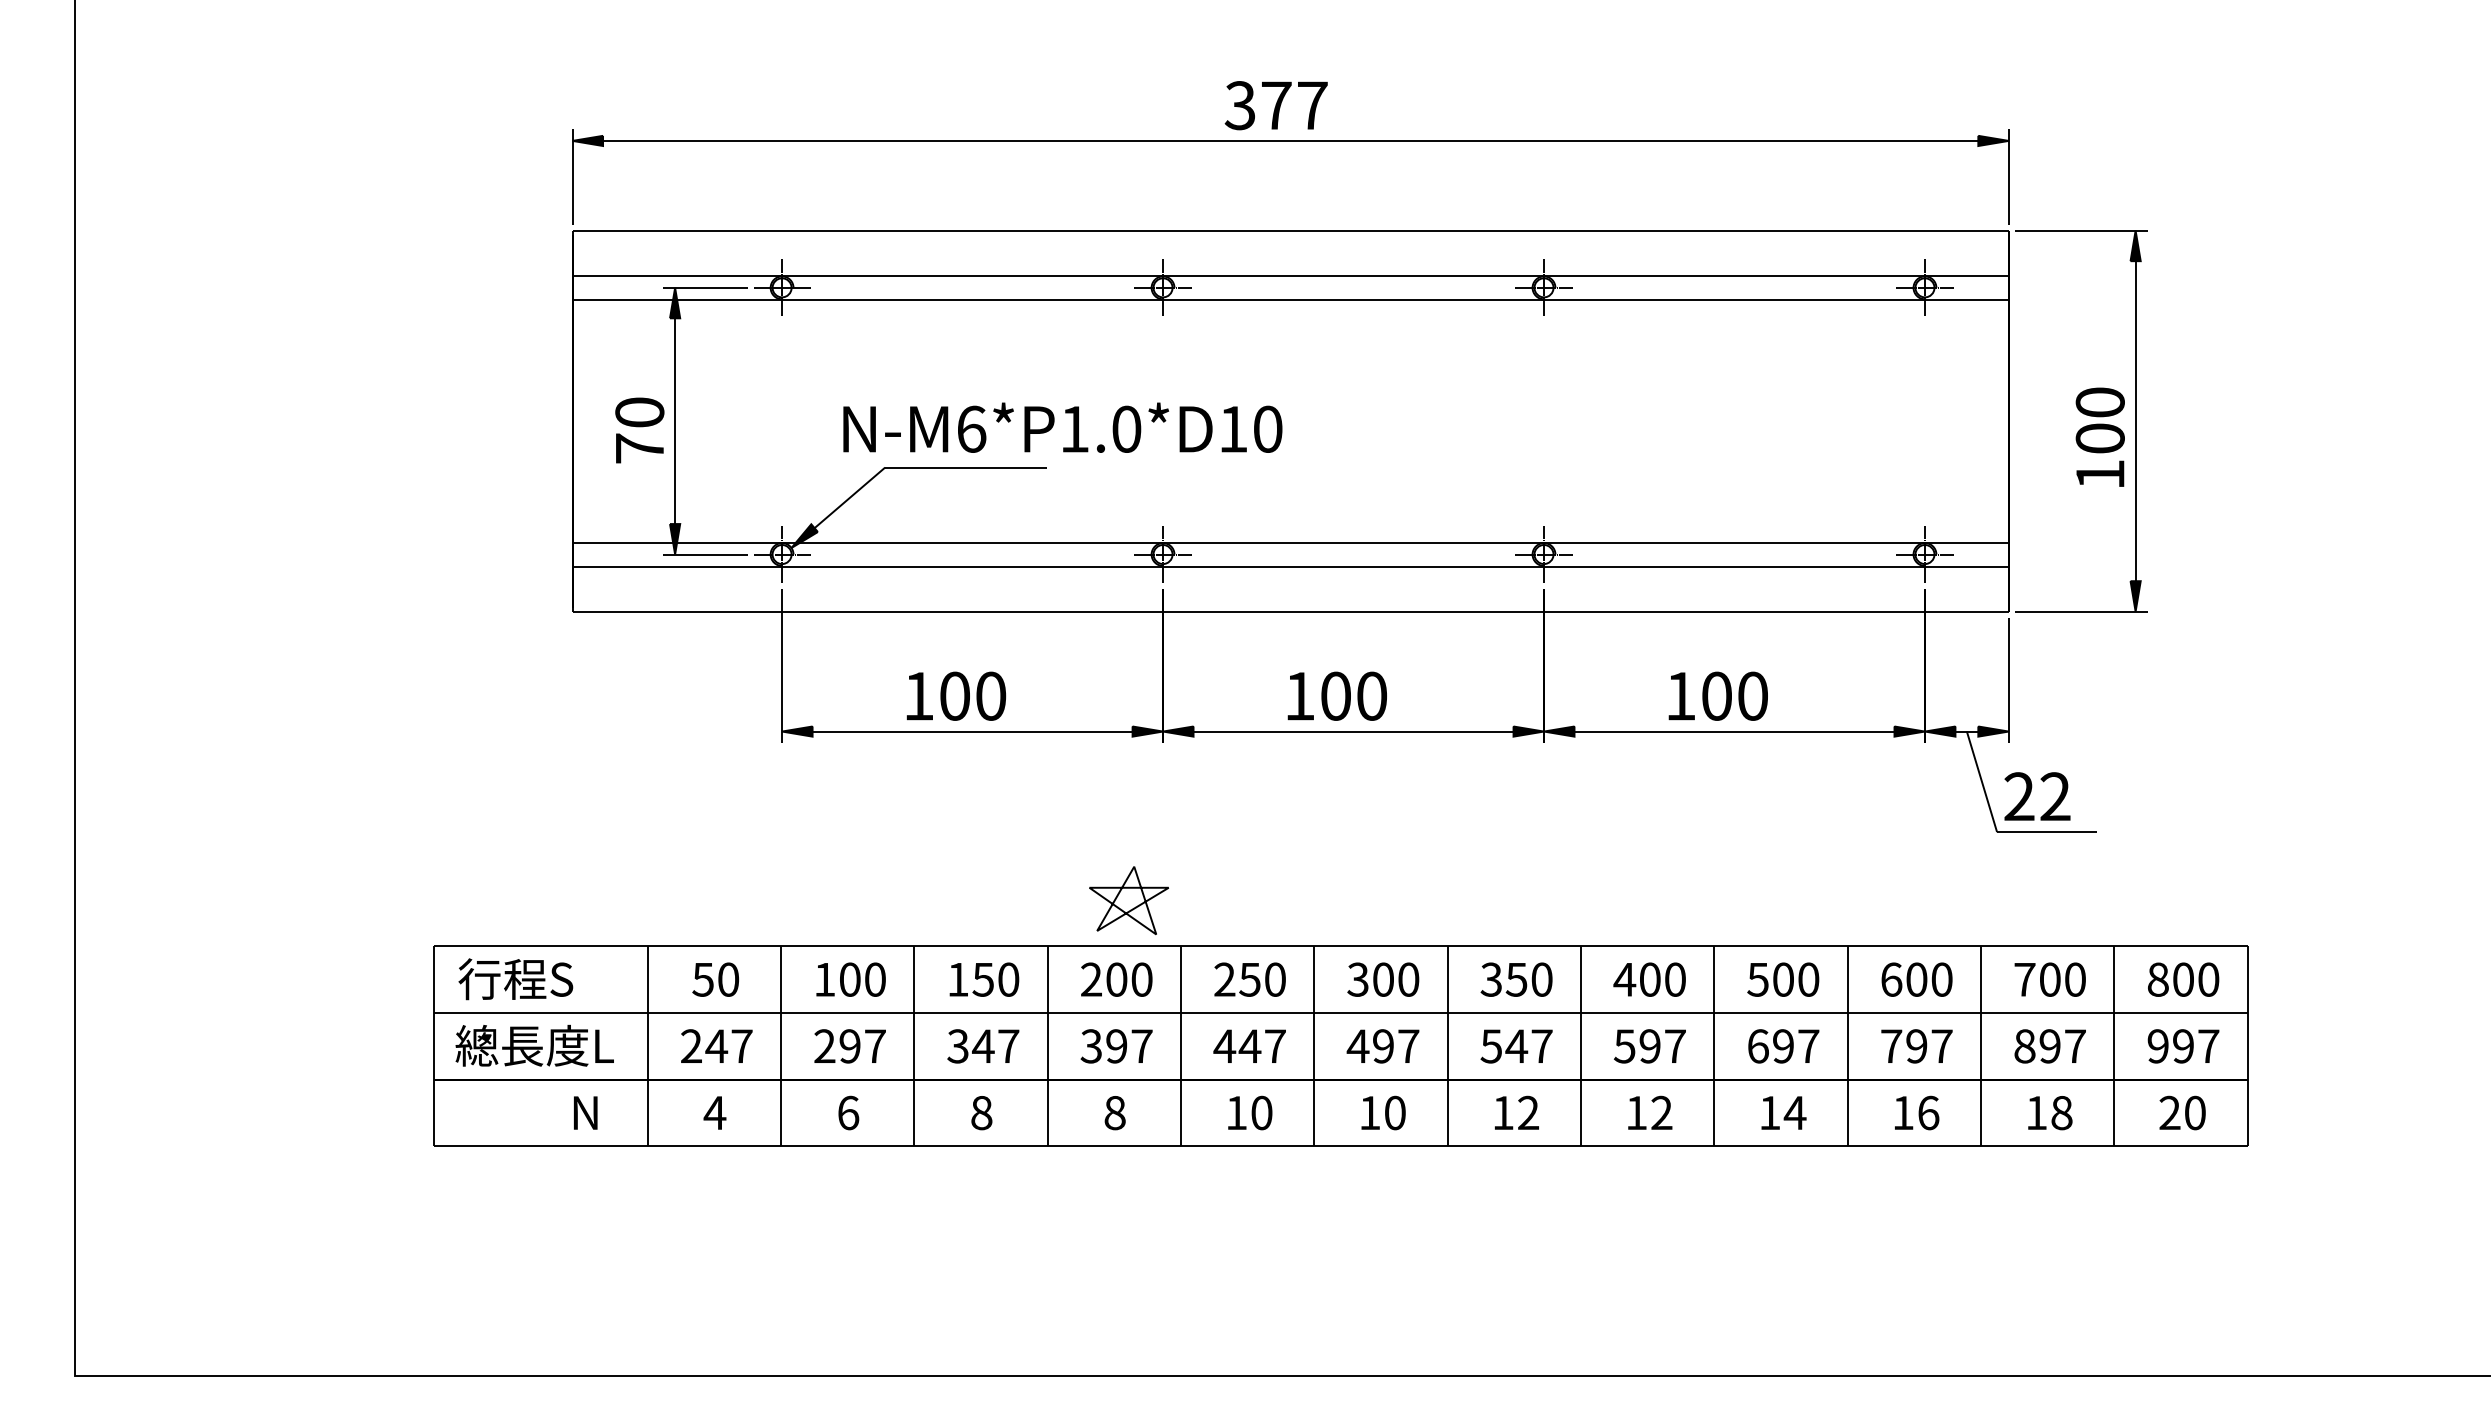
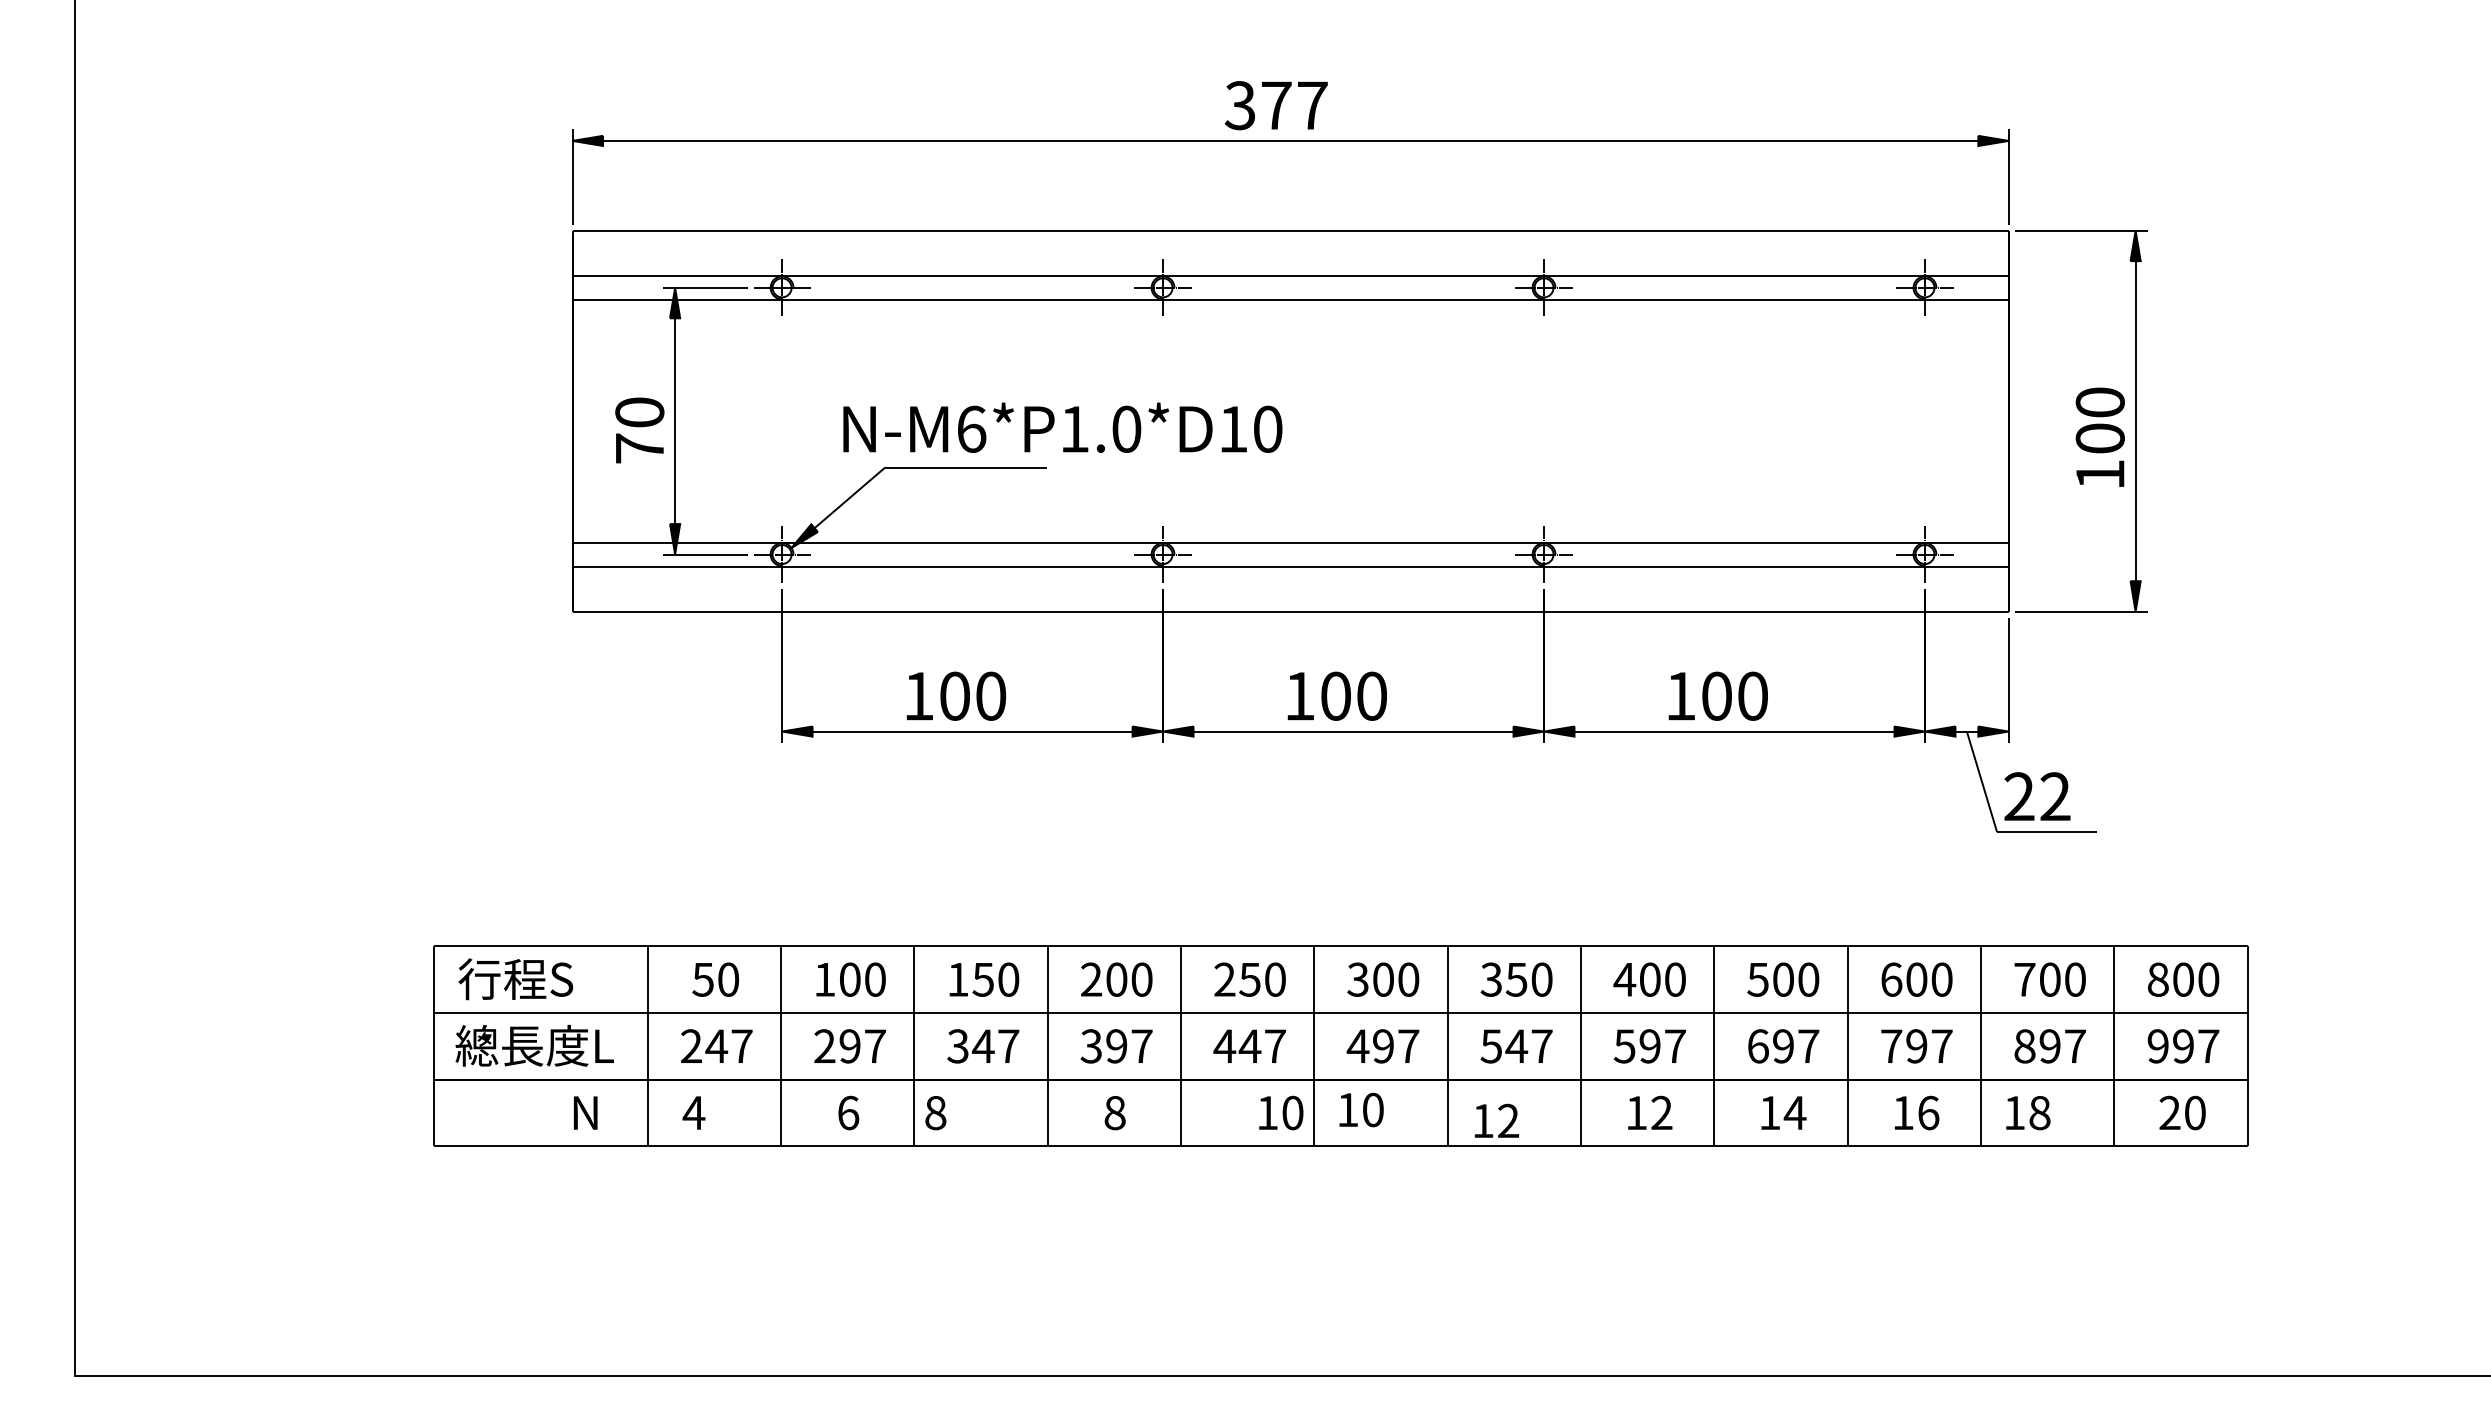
part: present -> none (1128, 900)
text position: (714, 1112) -> (693, 1112) (693, 1112)
text position: (1250, 1112) -> (1281, 1112) (1281, 1112)
text position: (1383, 1112) -> (1361, 1109) (1361, 1109)
text position: (1516, 1112) -> (1496, 1120) (1496, 1120)
text position: (981, 1113) -> (935, 1113) (935, 1113)
text position: (2050, 1113) -> (2028, 1113) (2028, 1113)
